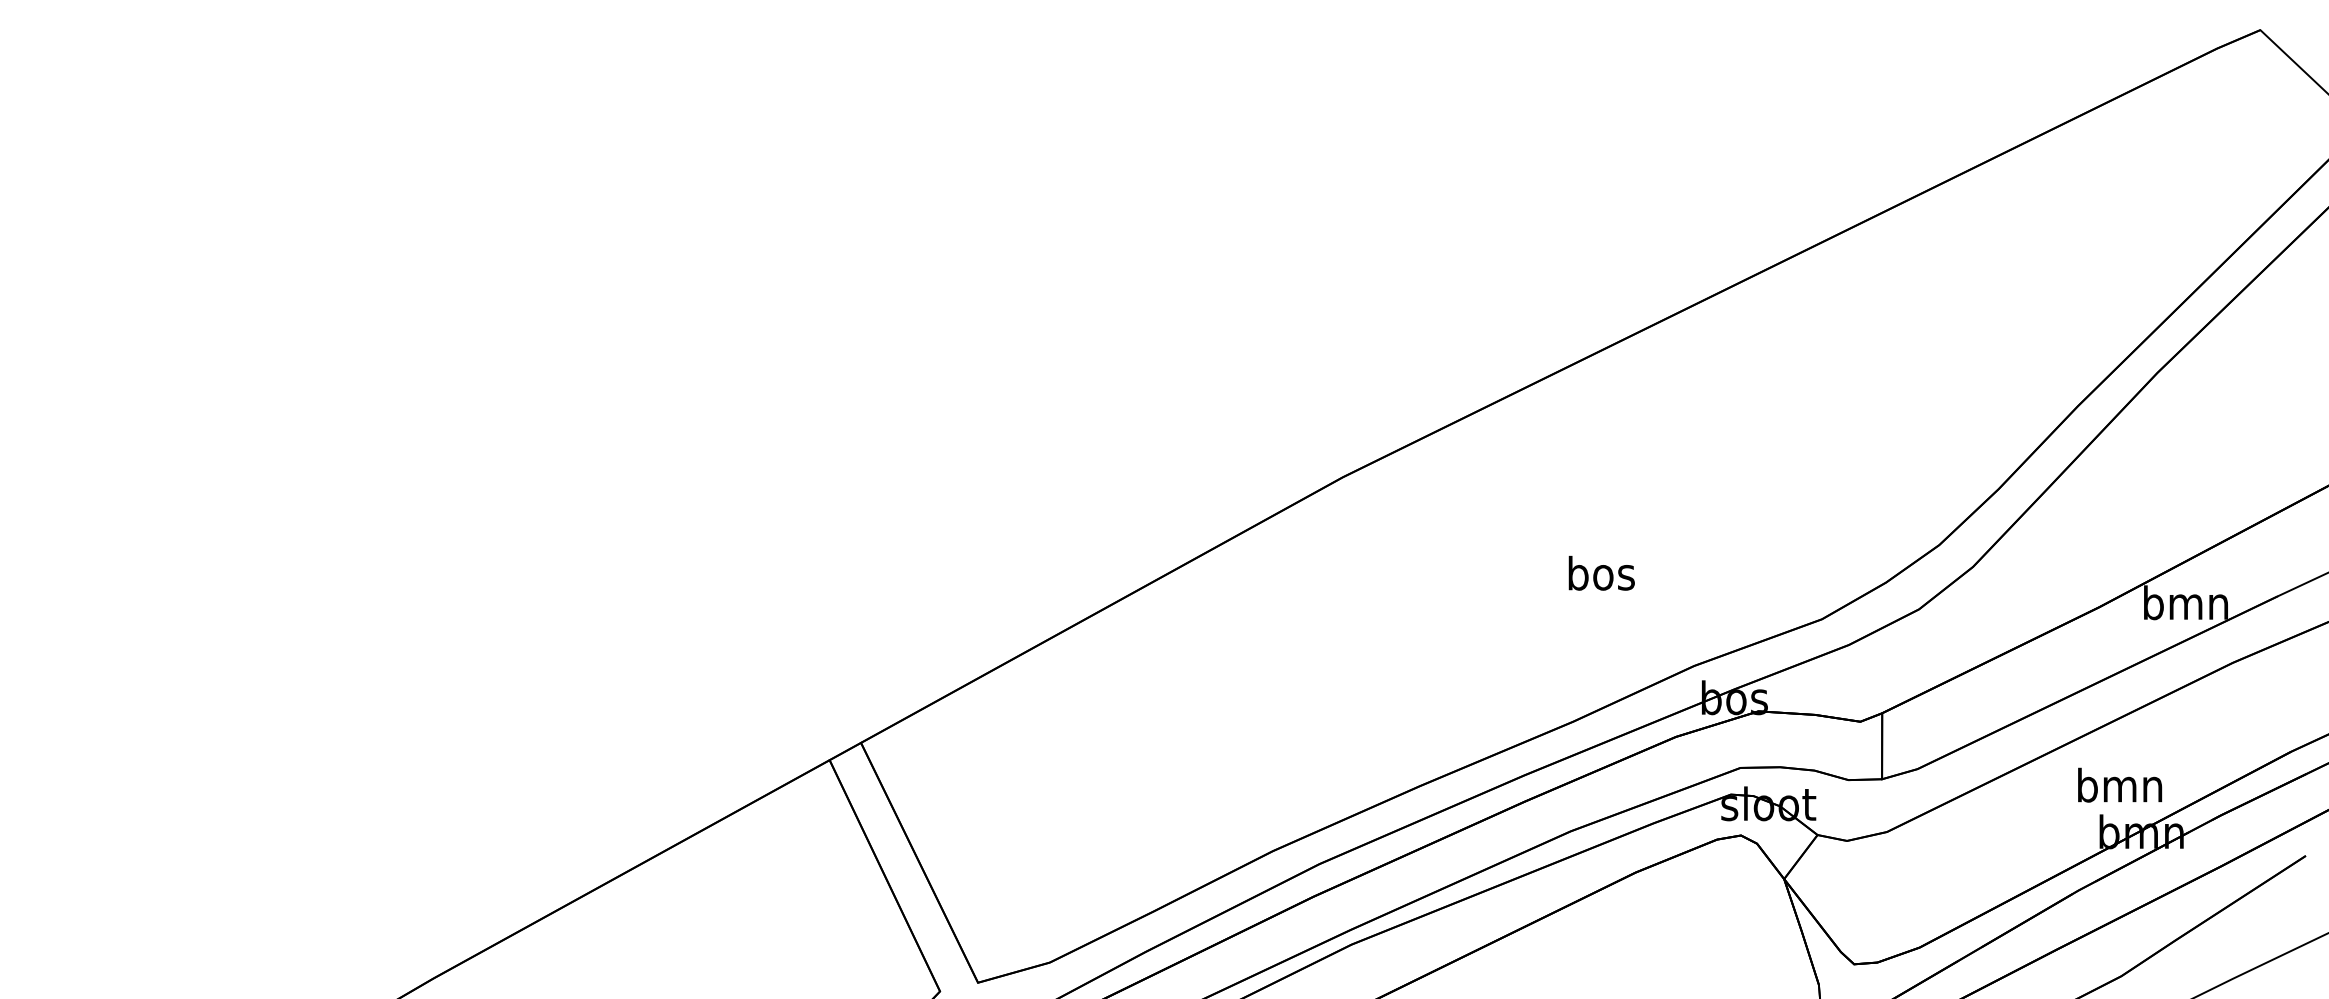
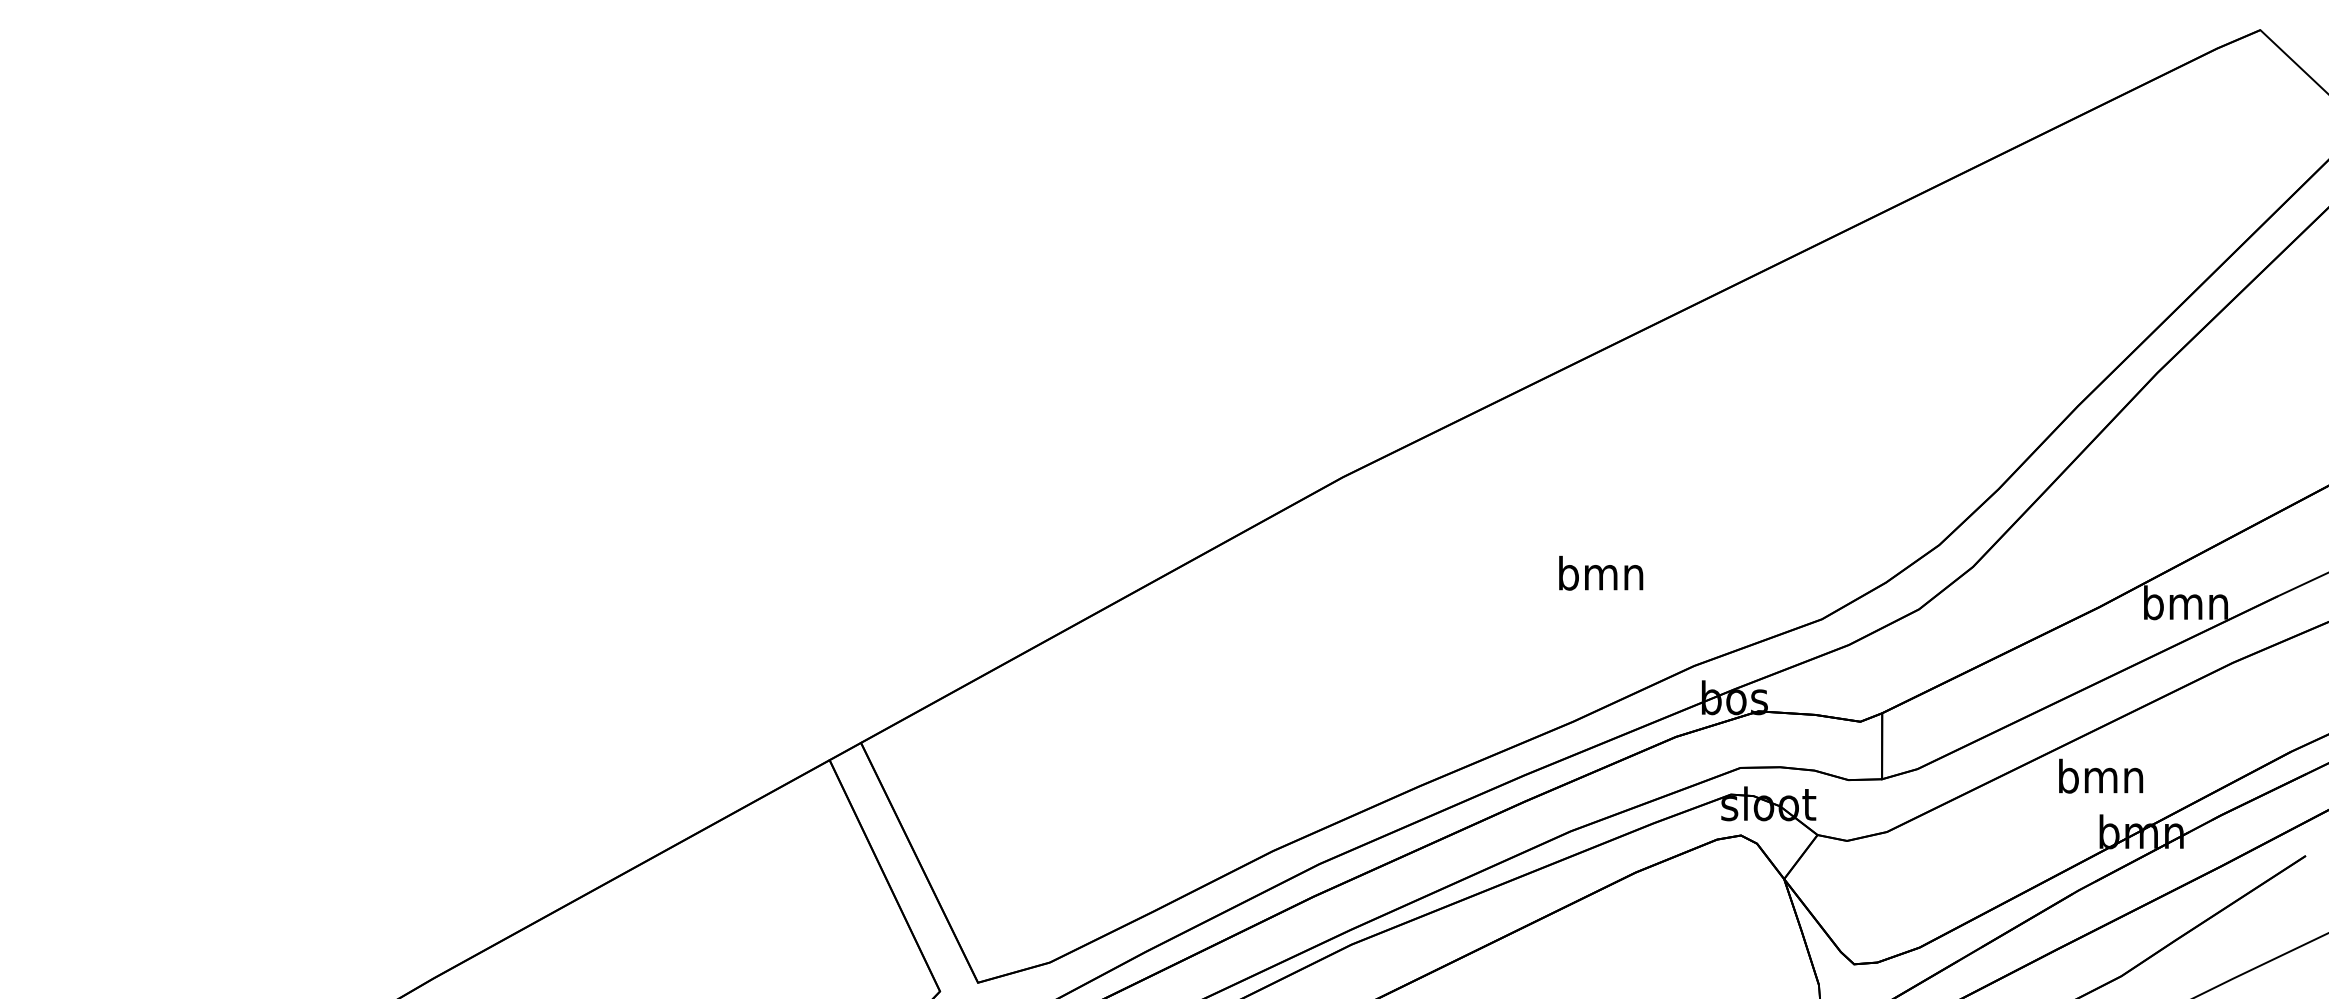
text: bos -> bmn (1601, 572)
text position: (2120, 784) -> (2101, 775) (2101, 775)
